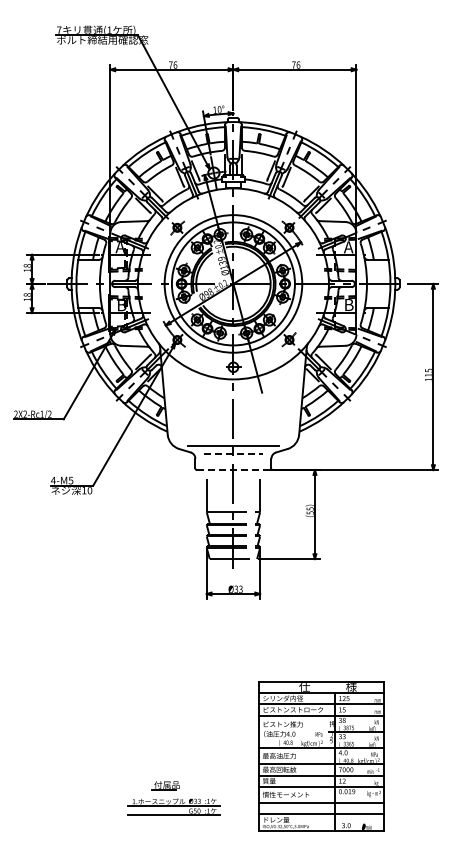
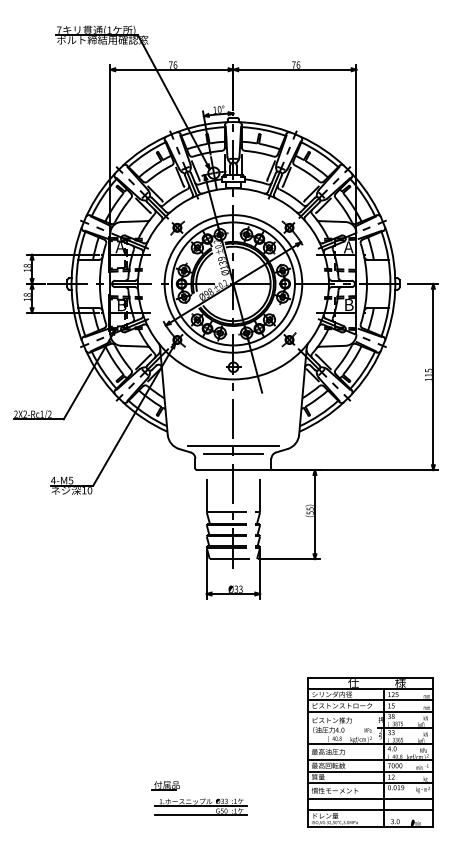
line: dashed -> solid (233, 453)
line: dashed -> solid (233, 470)
part position: (321, 756) -> (370, 752) (370, 752)
part position: (173, 806) -> (200, 806) (200, 806)
